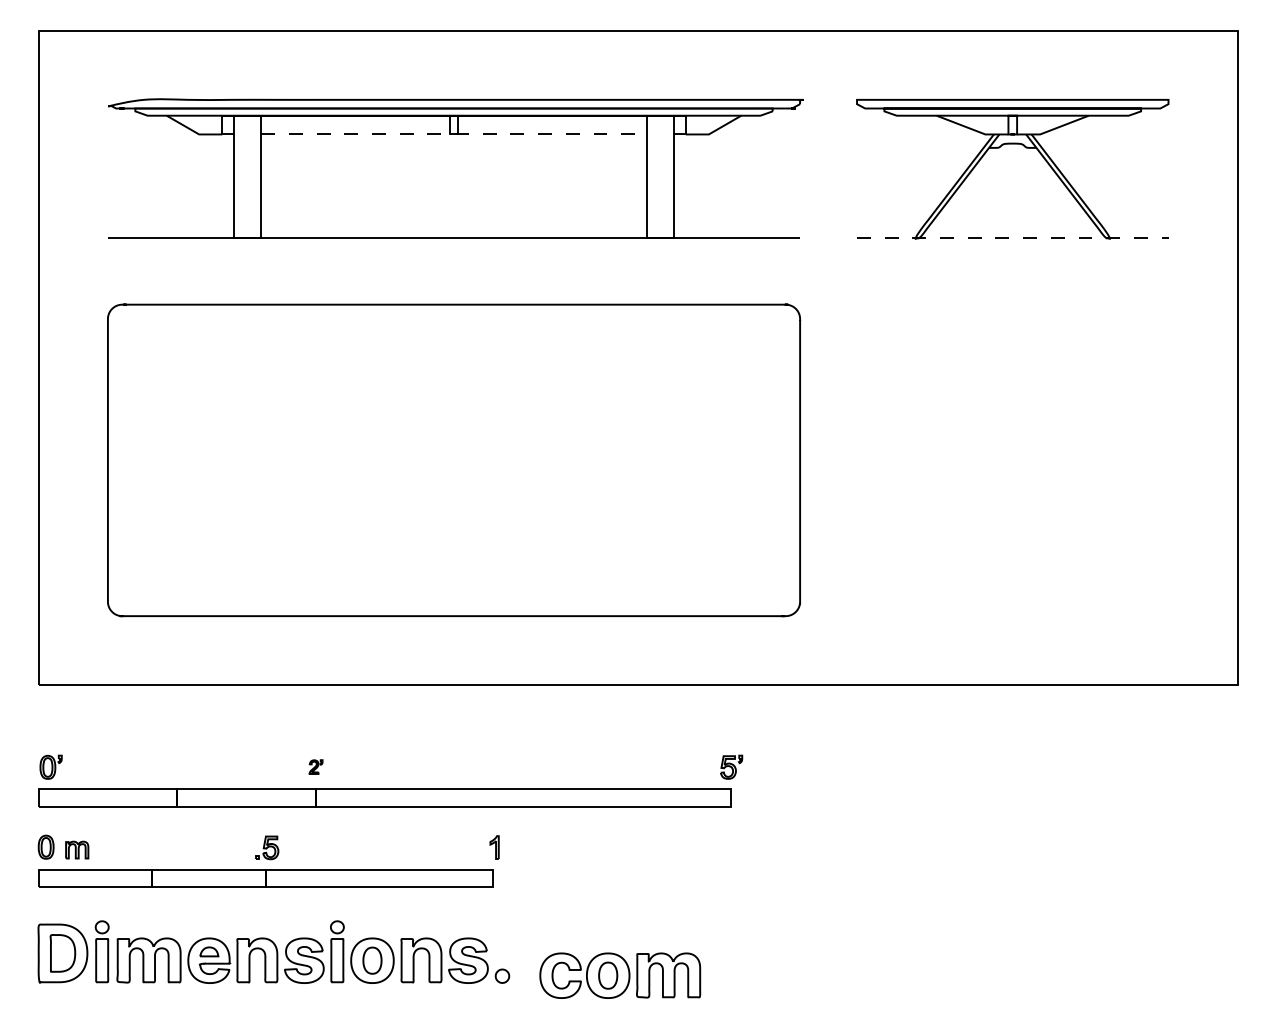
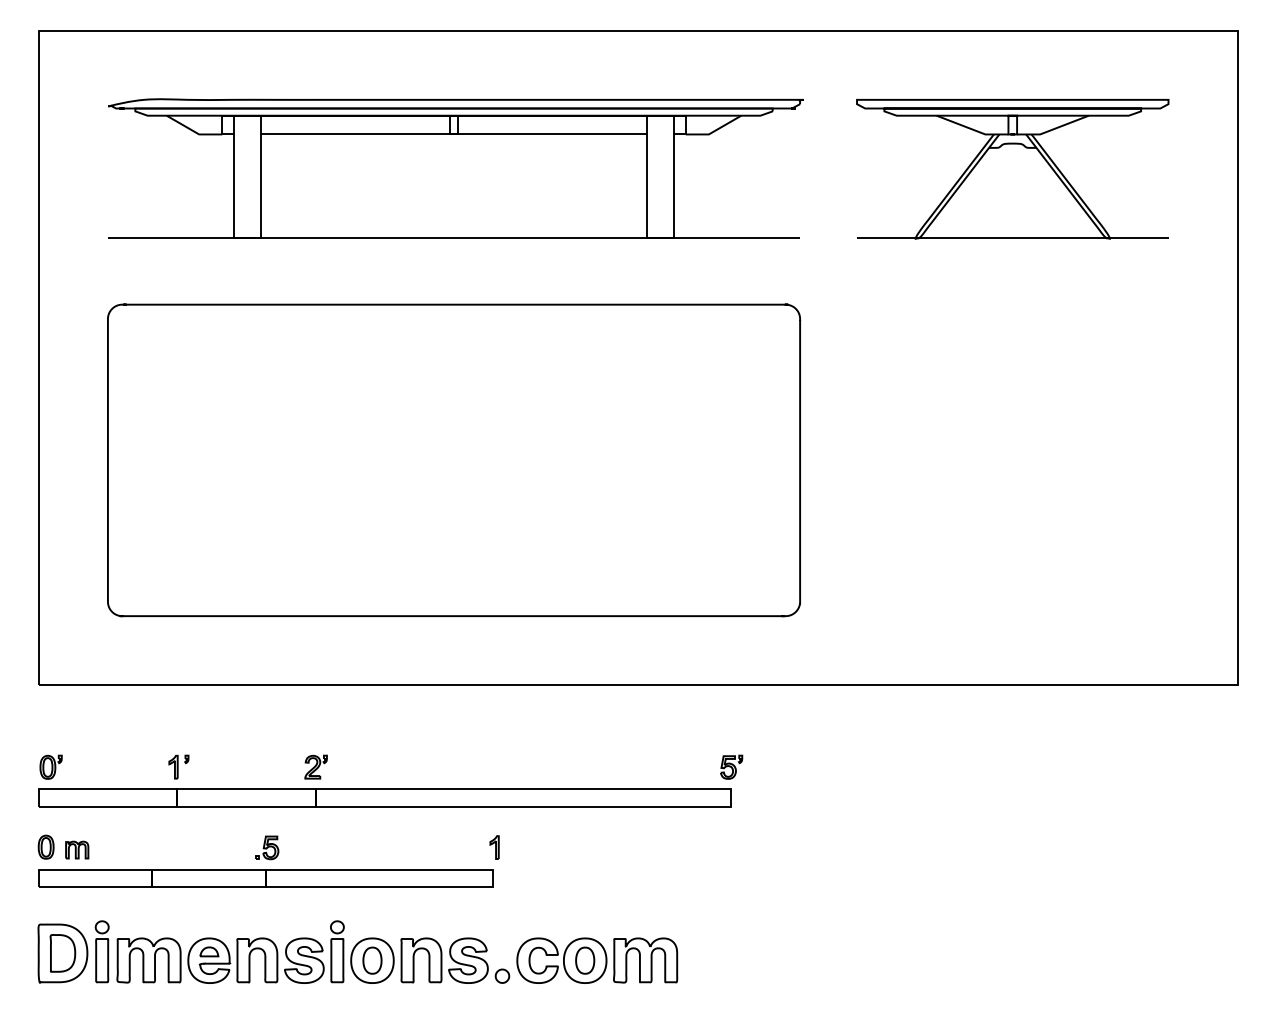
line: dashed -> solid (454, 134)
line: dashed -> solid (1012, 238)
part: none -> present (178, 766)
part size: 16x16 px -> 24x26 px (315, 766)
part position: (620, 975) -> (597, 960) (597, 960)
